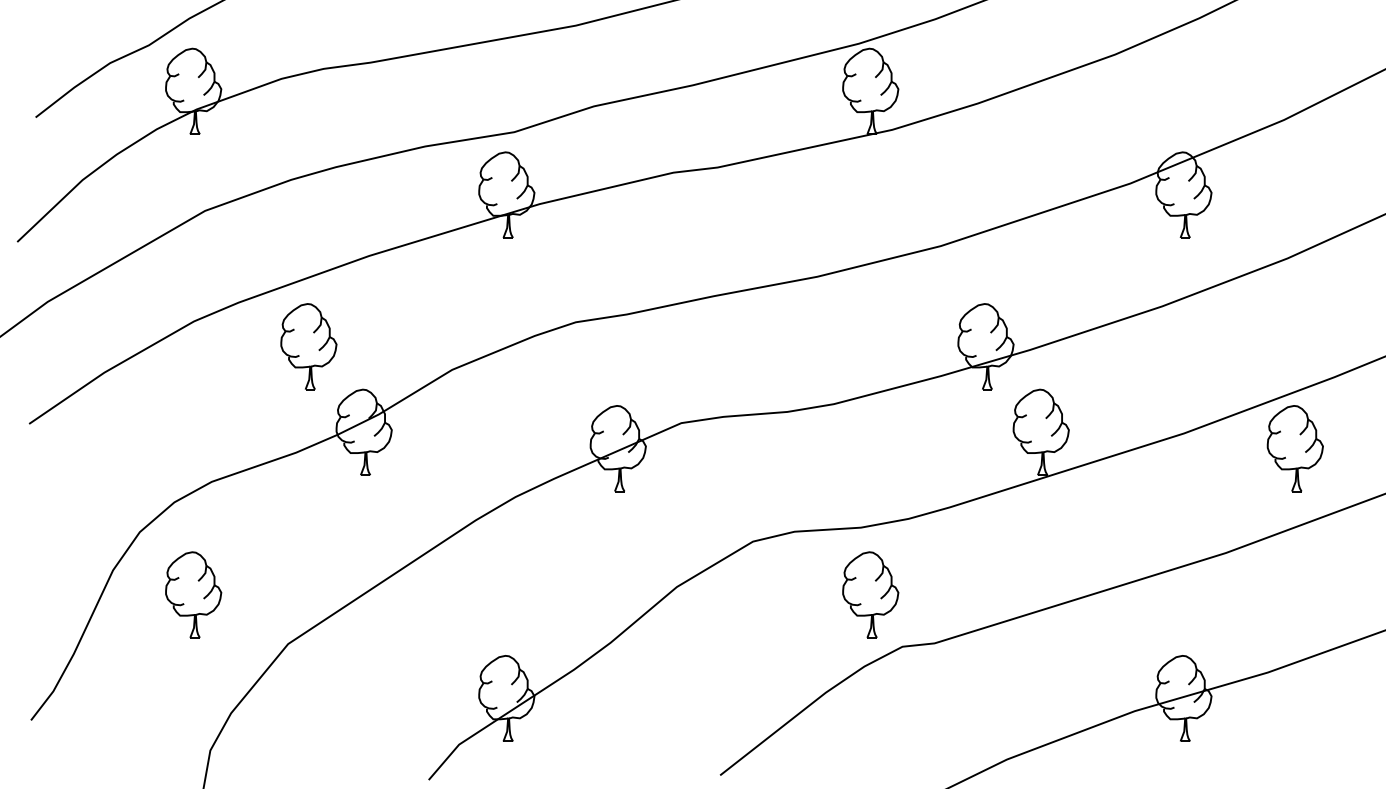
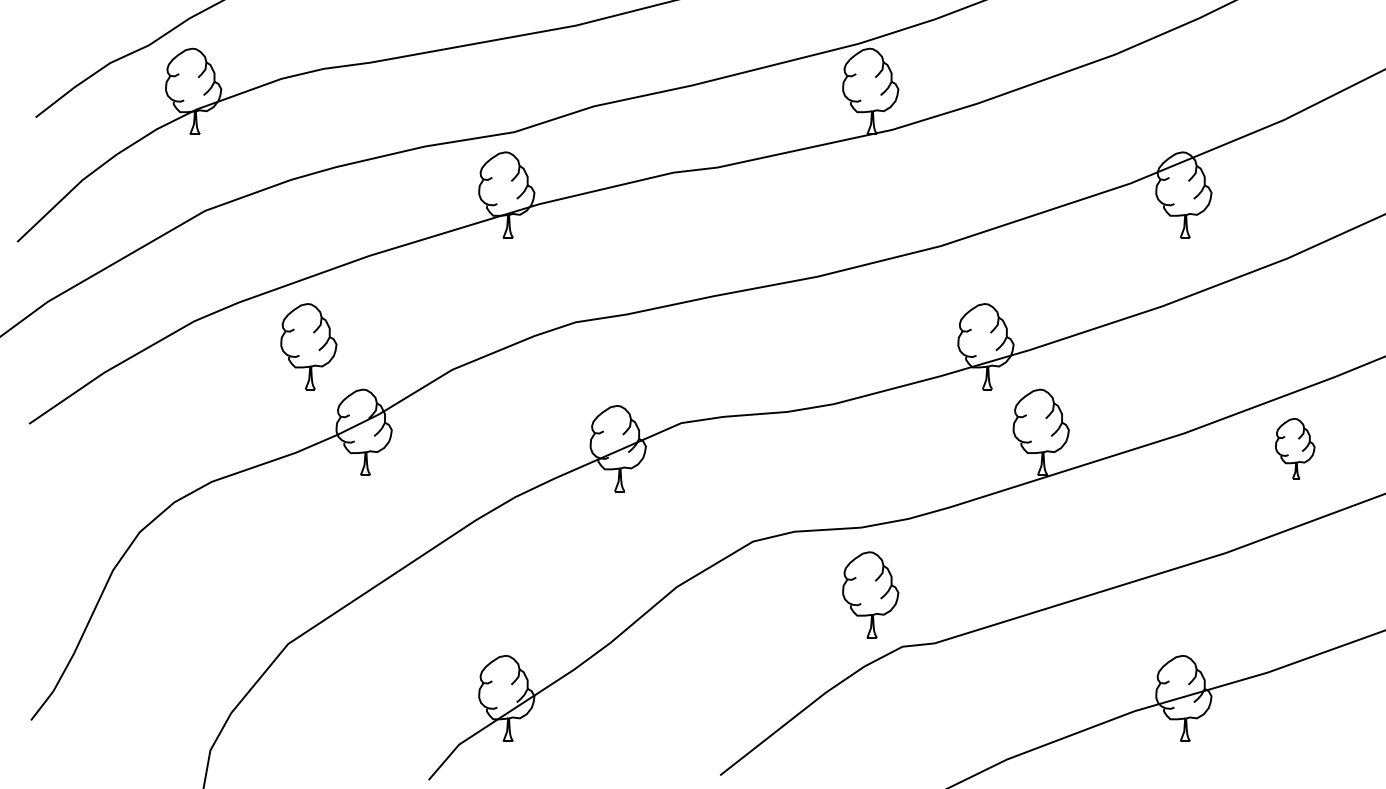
part size: 58x88 px -> 41x62 px (1295, 448)
part: present -> none (193, 594)
